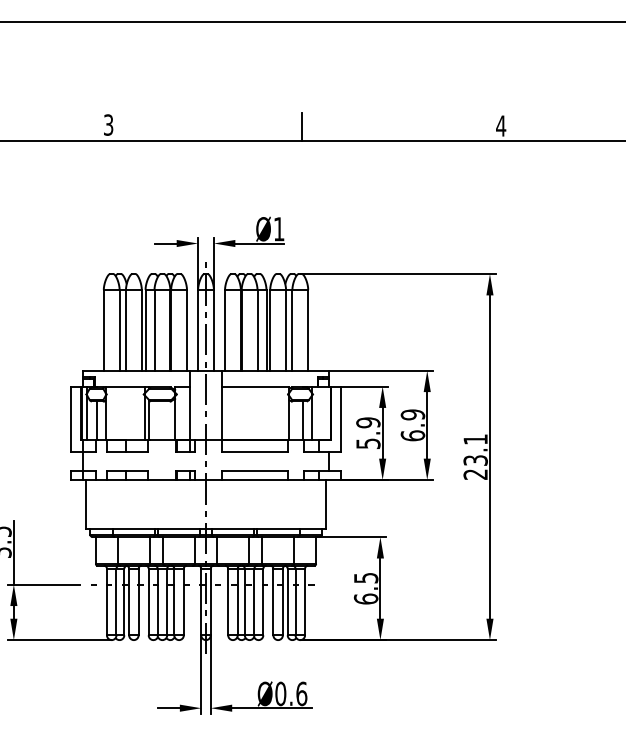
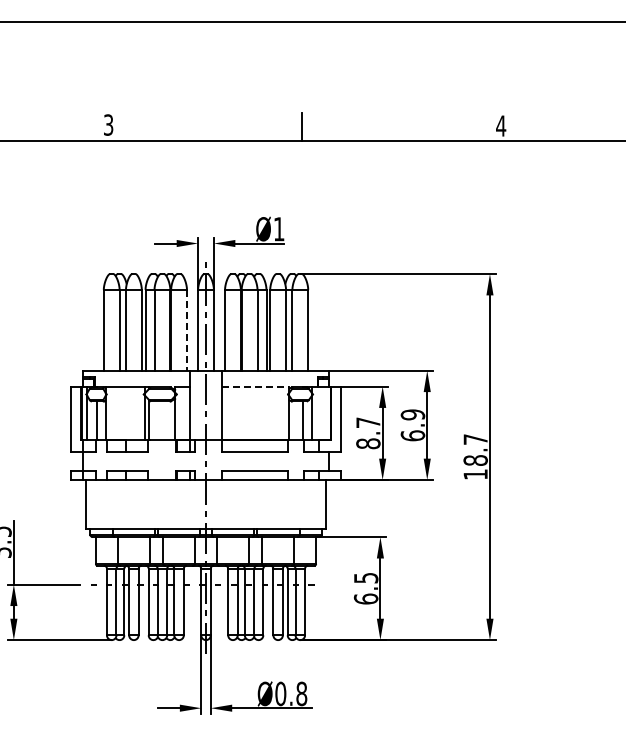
line: solid -> dashed (187, 330)
line: solid -> dashed (255, 386)
text: 5.9 -> 8.7 (368, 433)
text: 23.1 -> 18.7 (475, 456)
text: Ø0.6 -> Ø0.8 (301, 693)
